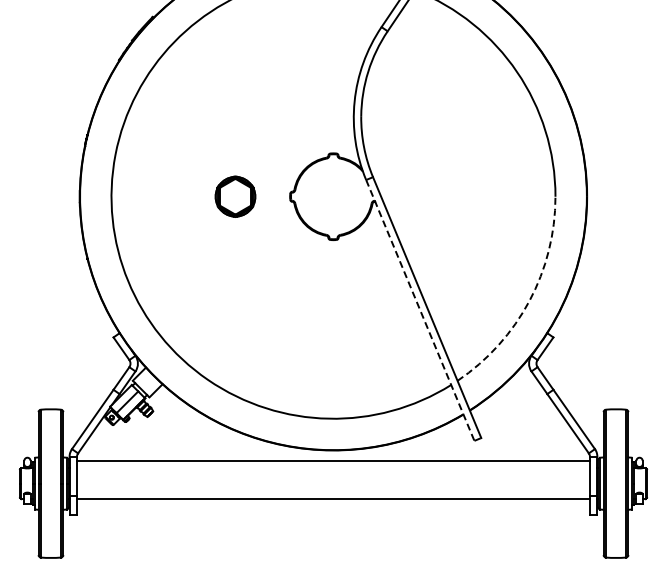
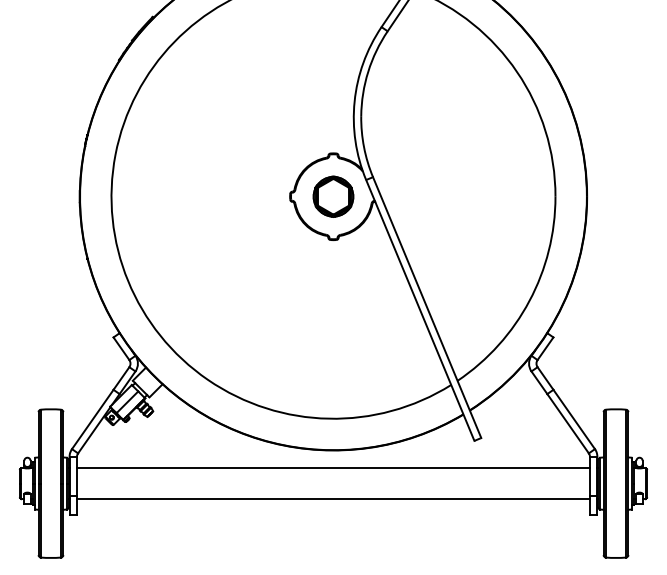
part position: (235, 196) -> (333, 196) (333, 196)
arc: dashed -> solid (529, 301)
line: dashed -> solid (420, 310)
line position: (333, 461) -> (333, 468) (333, 468)
